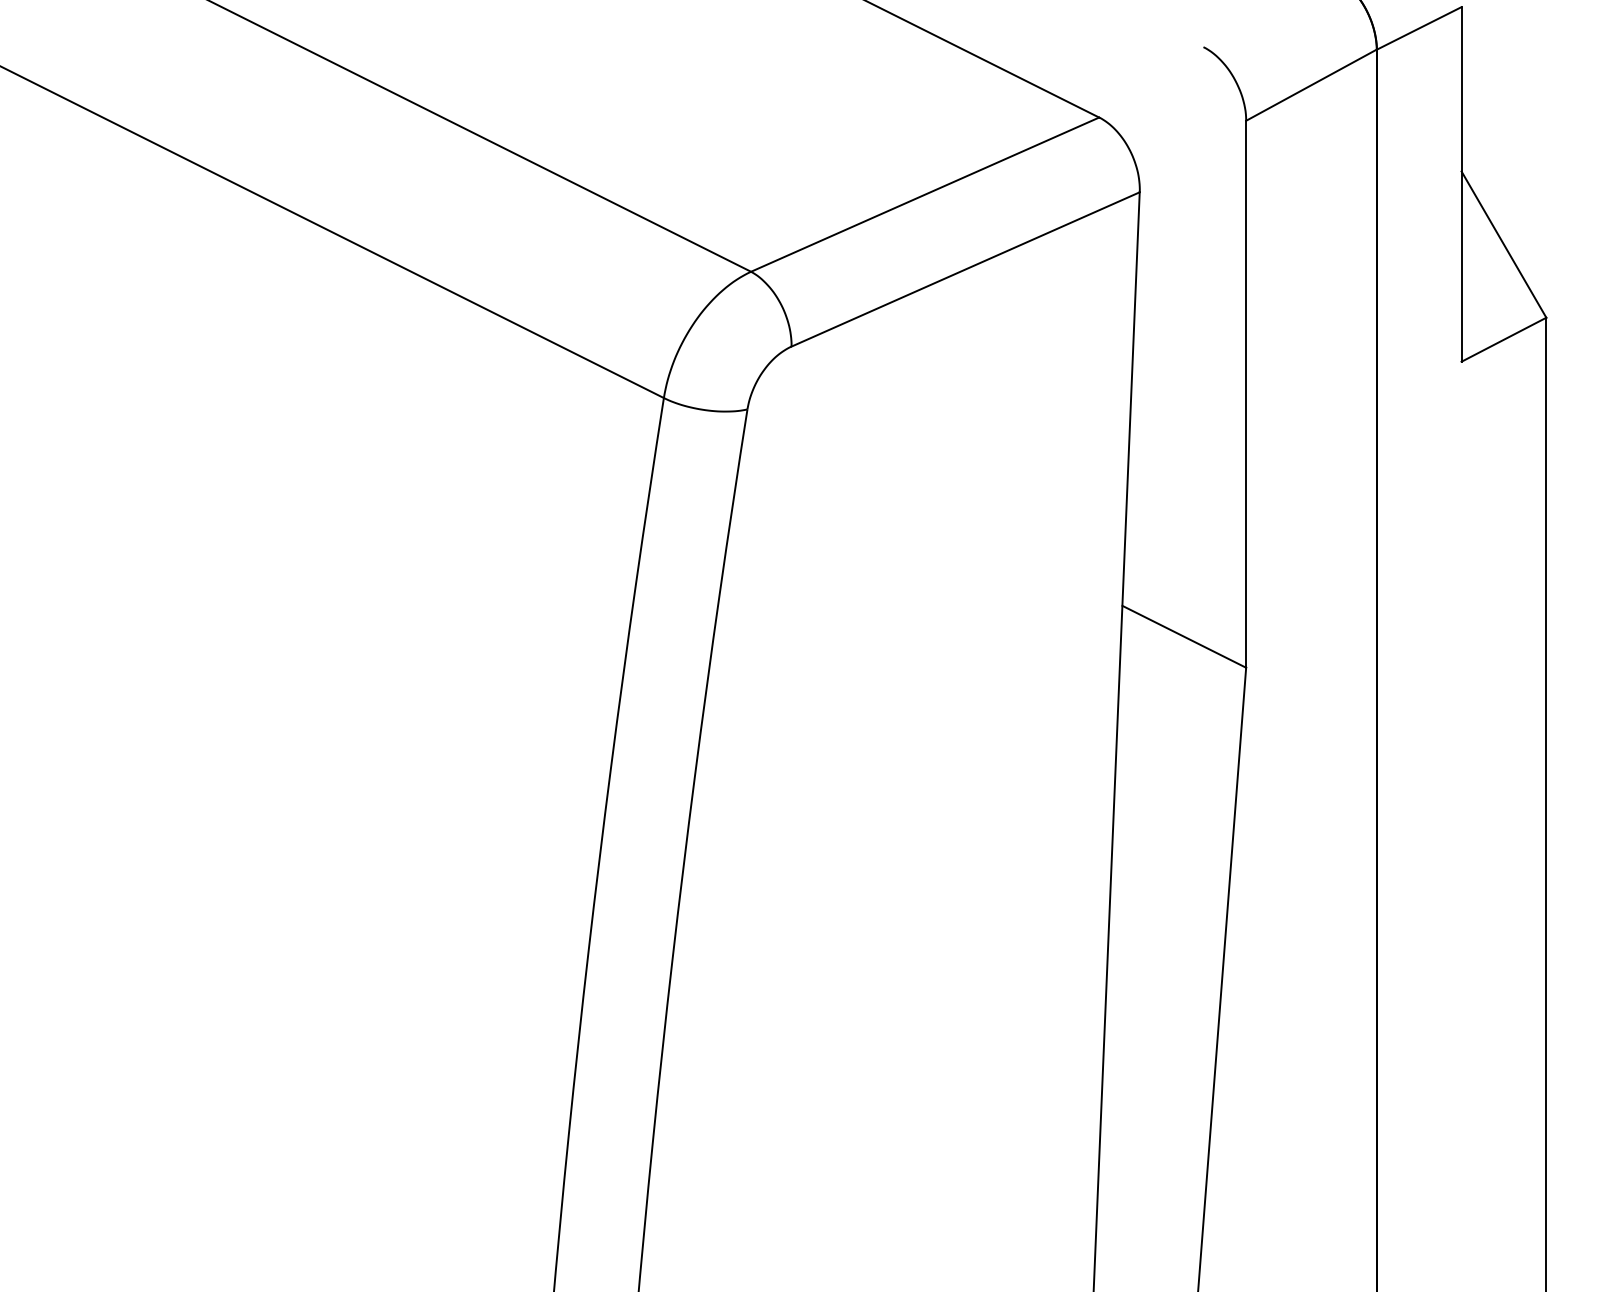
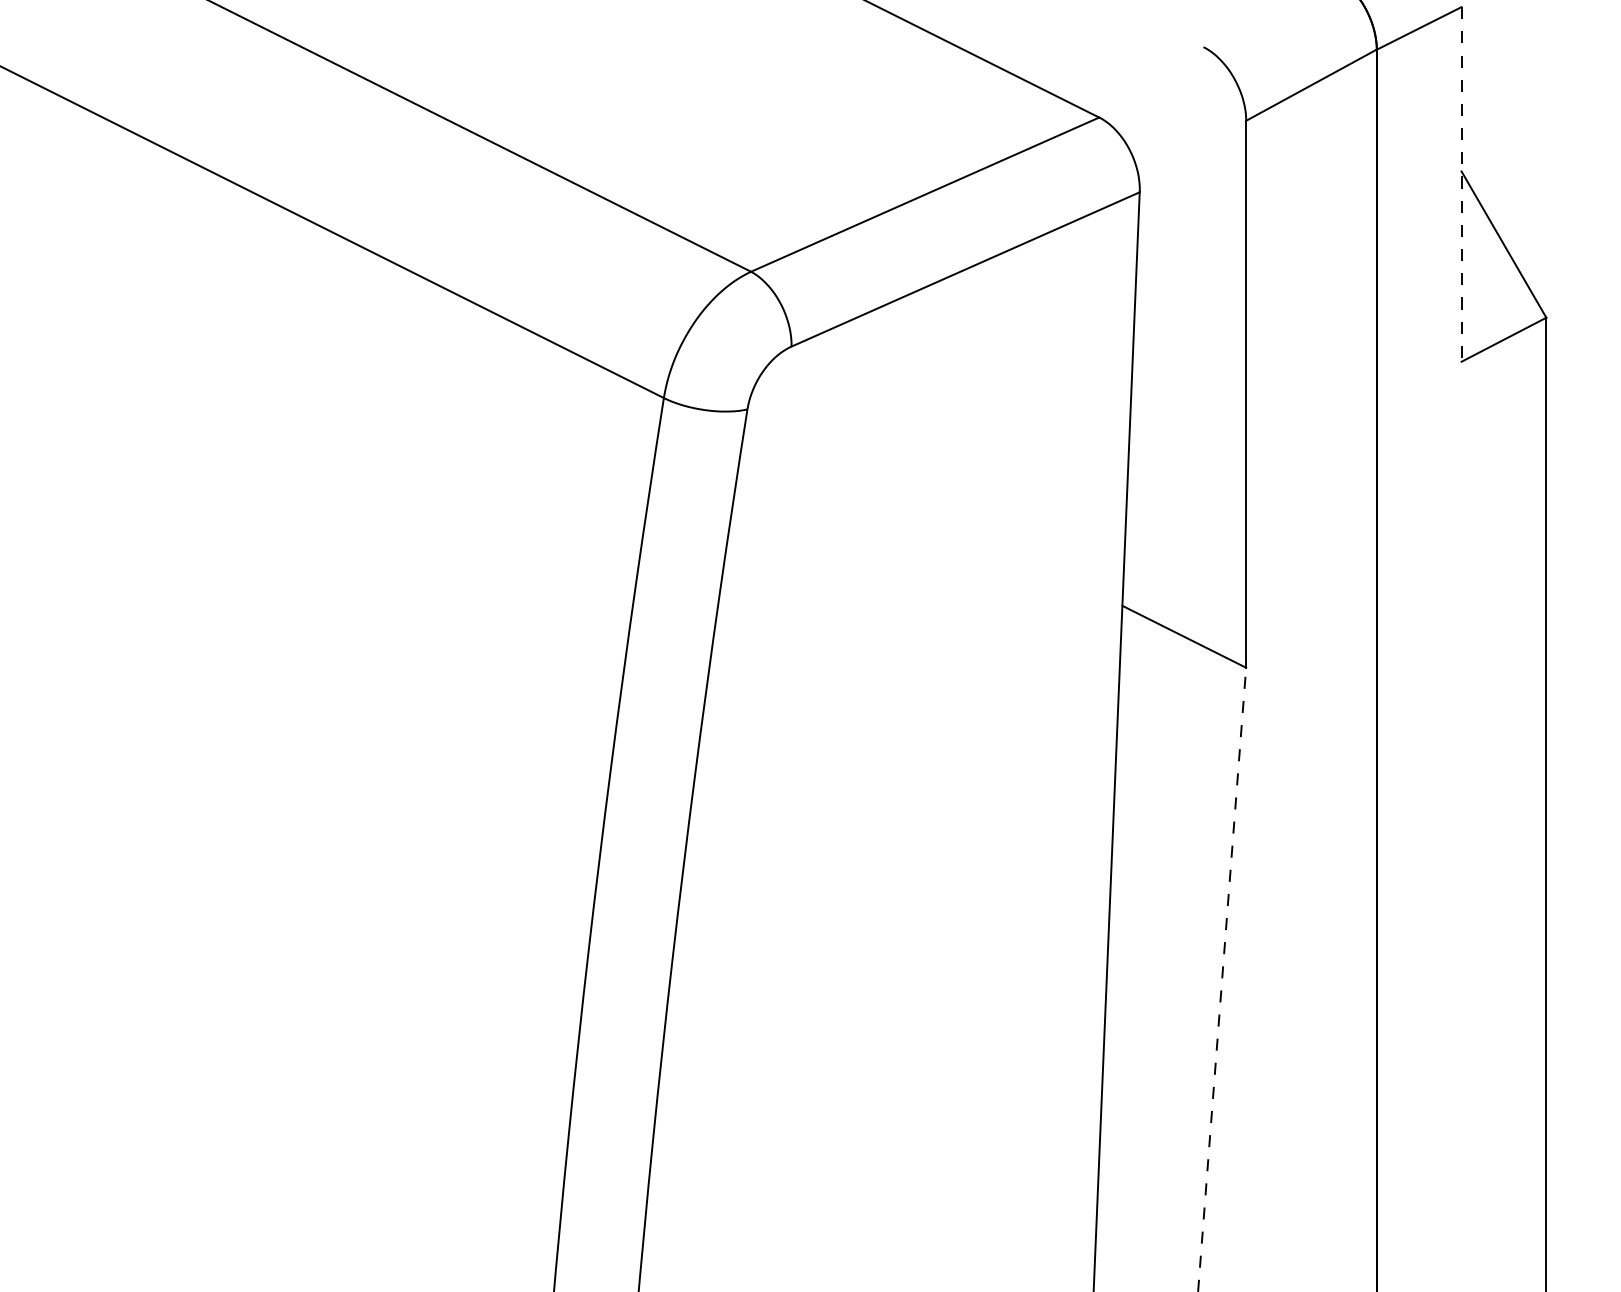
line: solid -> dashed (1461, 184)
line: solid -> dashed (1222, 979)
